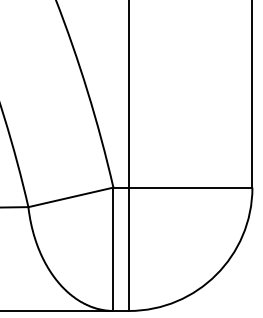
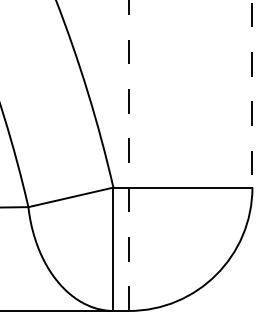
line: solid -> dashed (252, 94)
line: solid -> dashed (129, 155)
